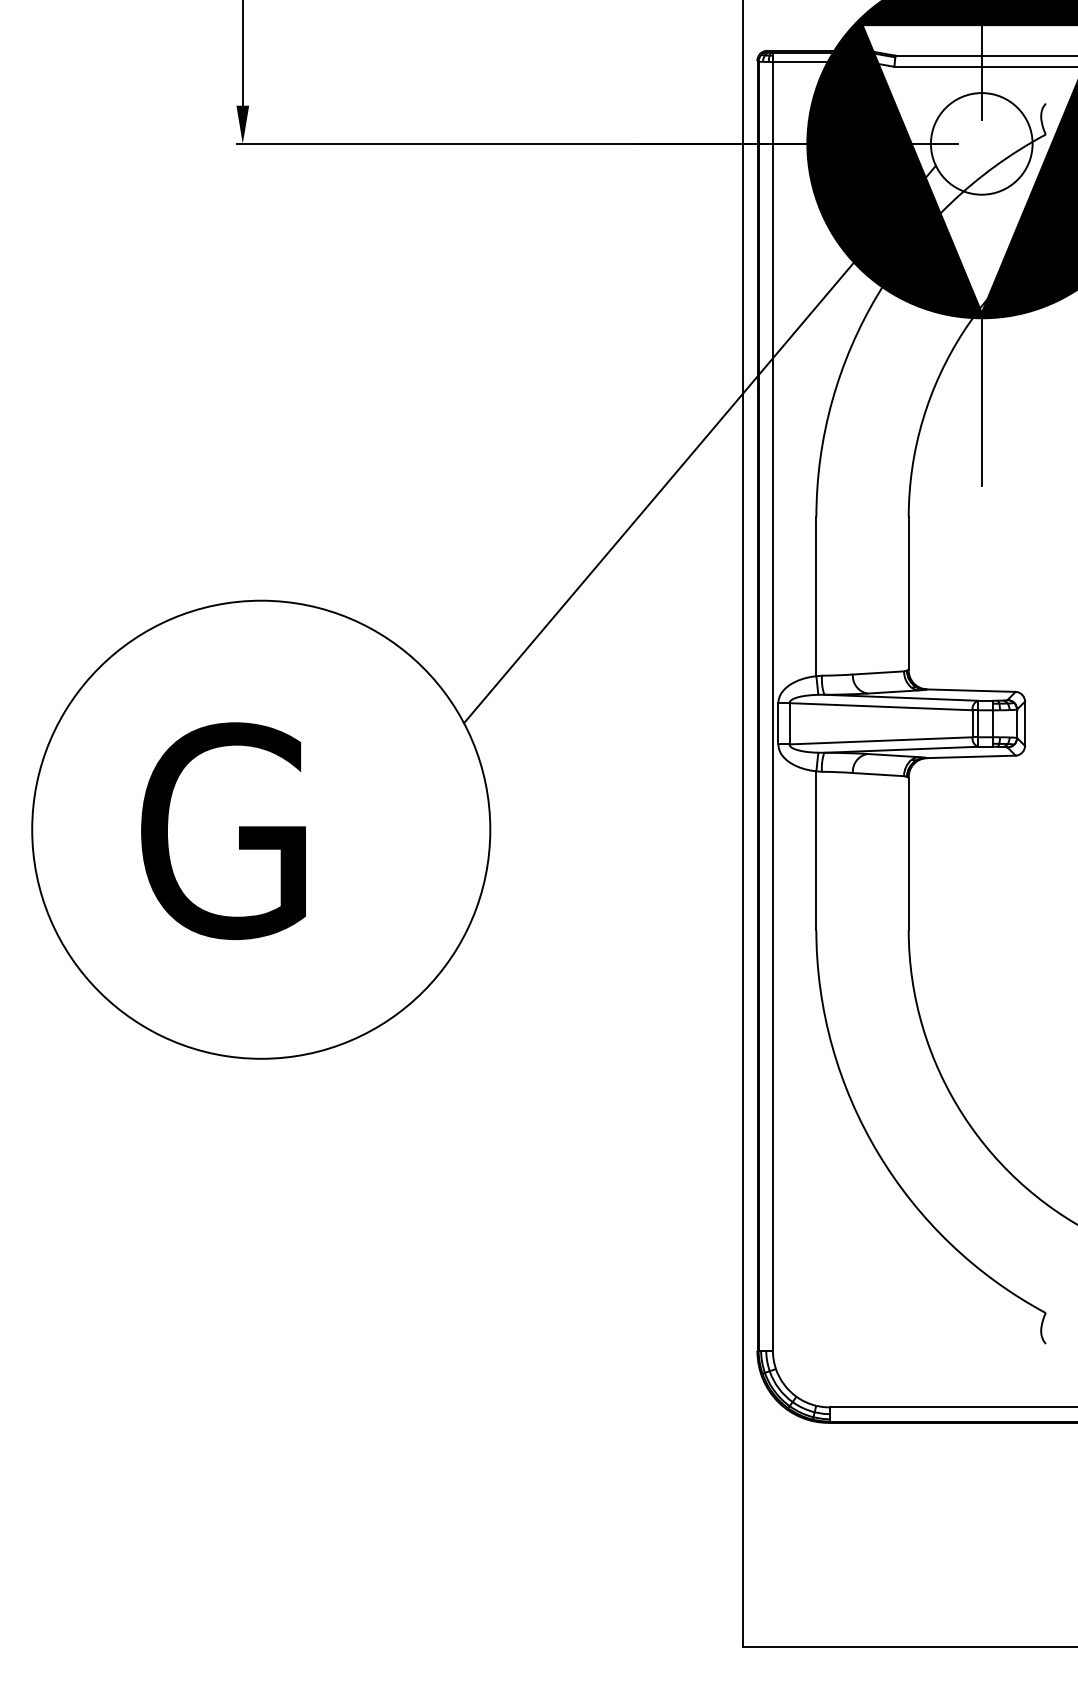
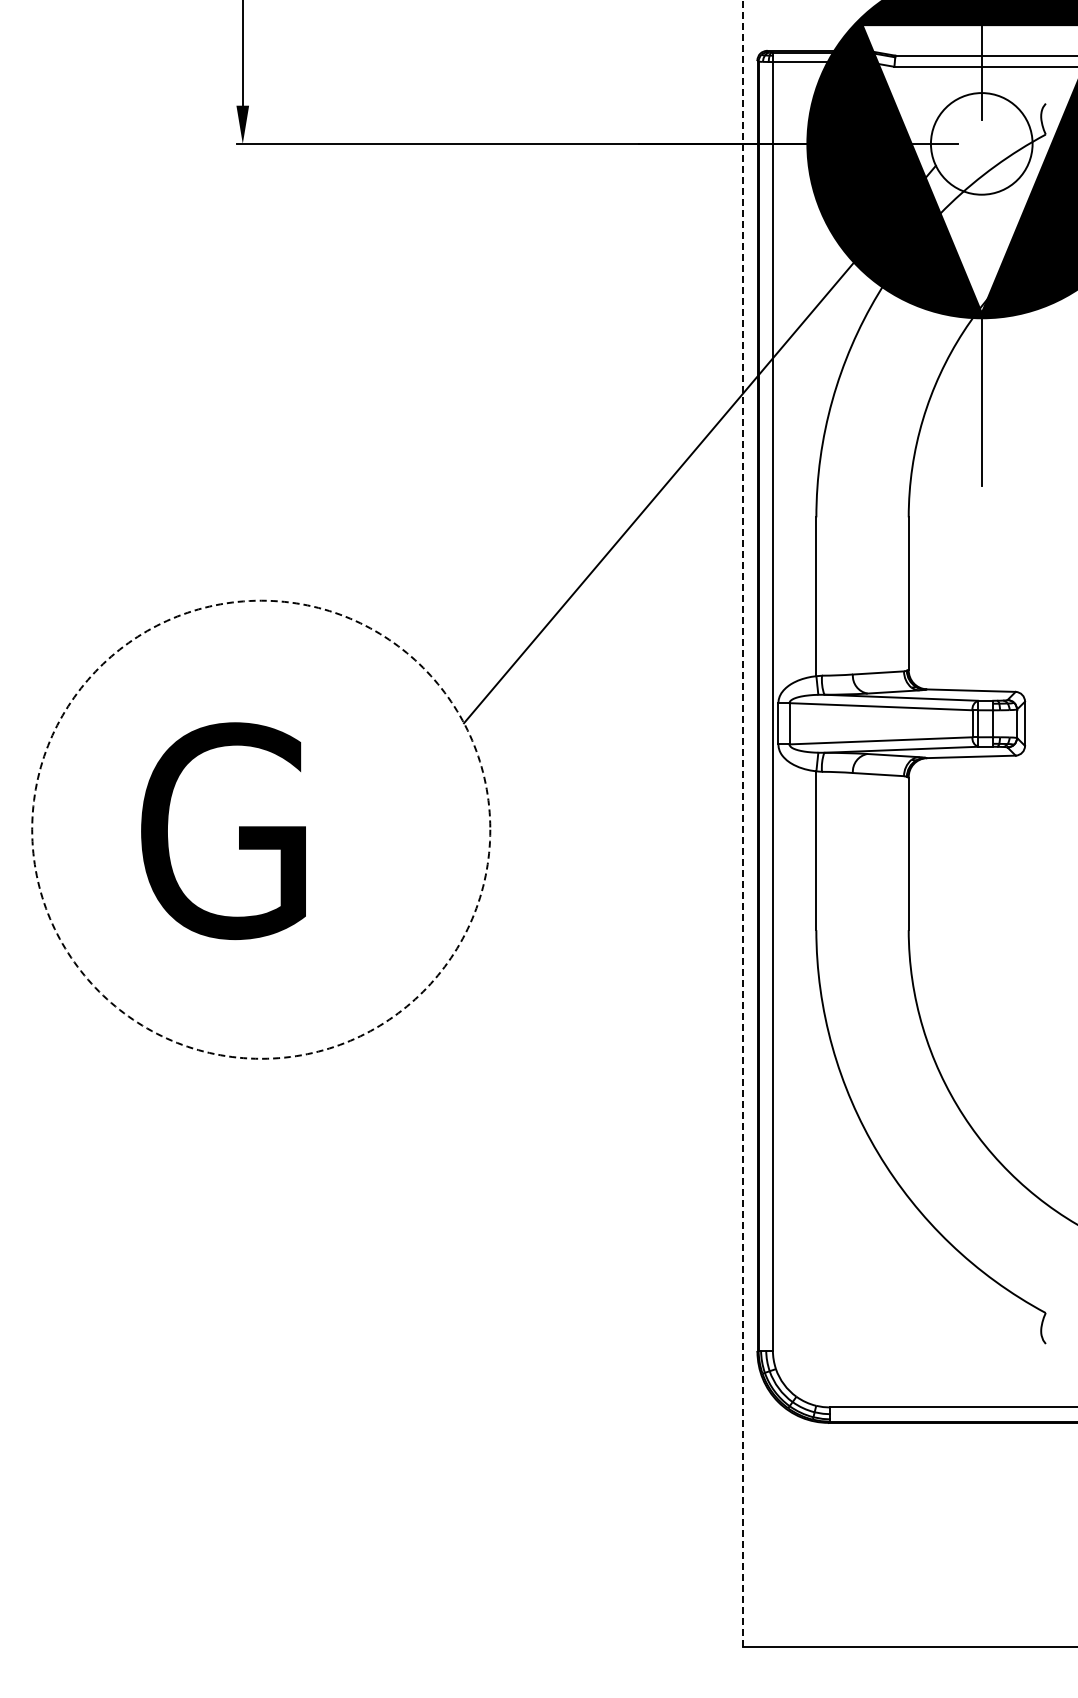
line: solid -> dashed (743, 824)
circle: solid -> dashed (261, 829)
